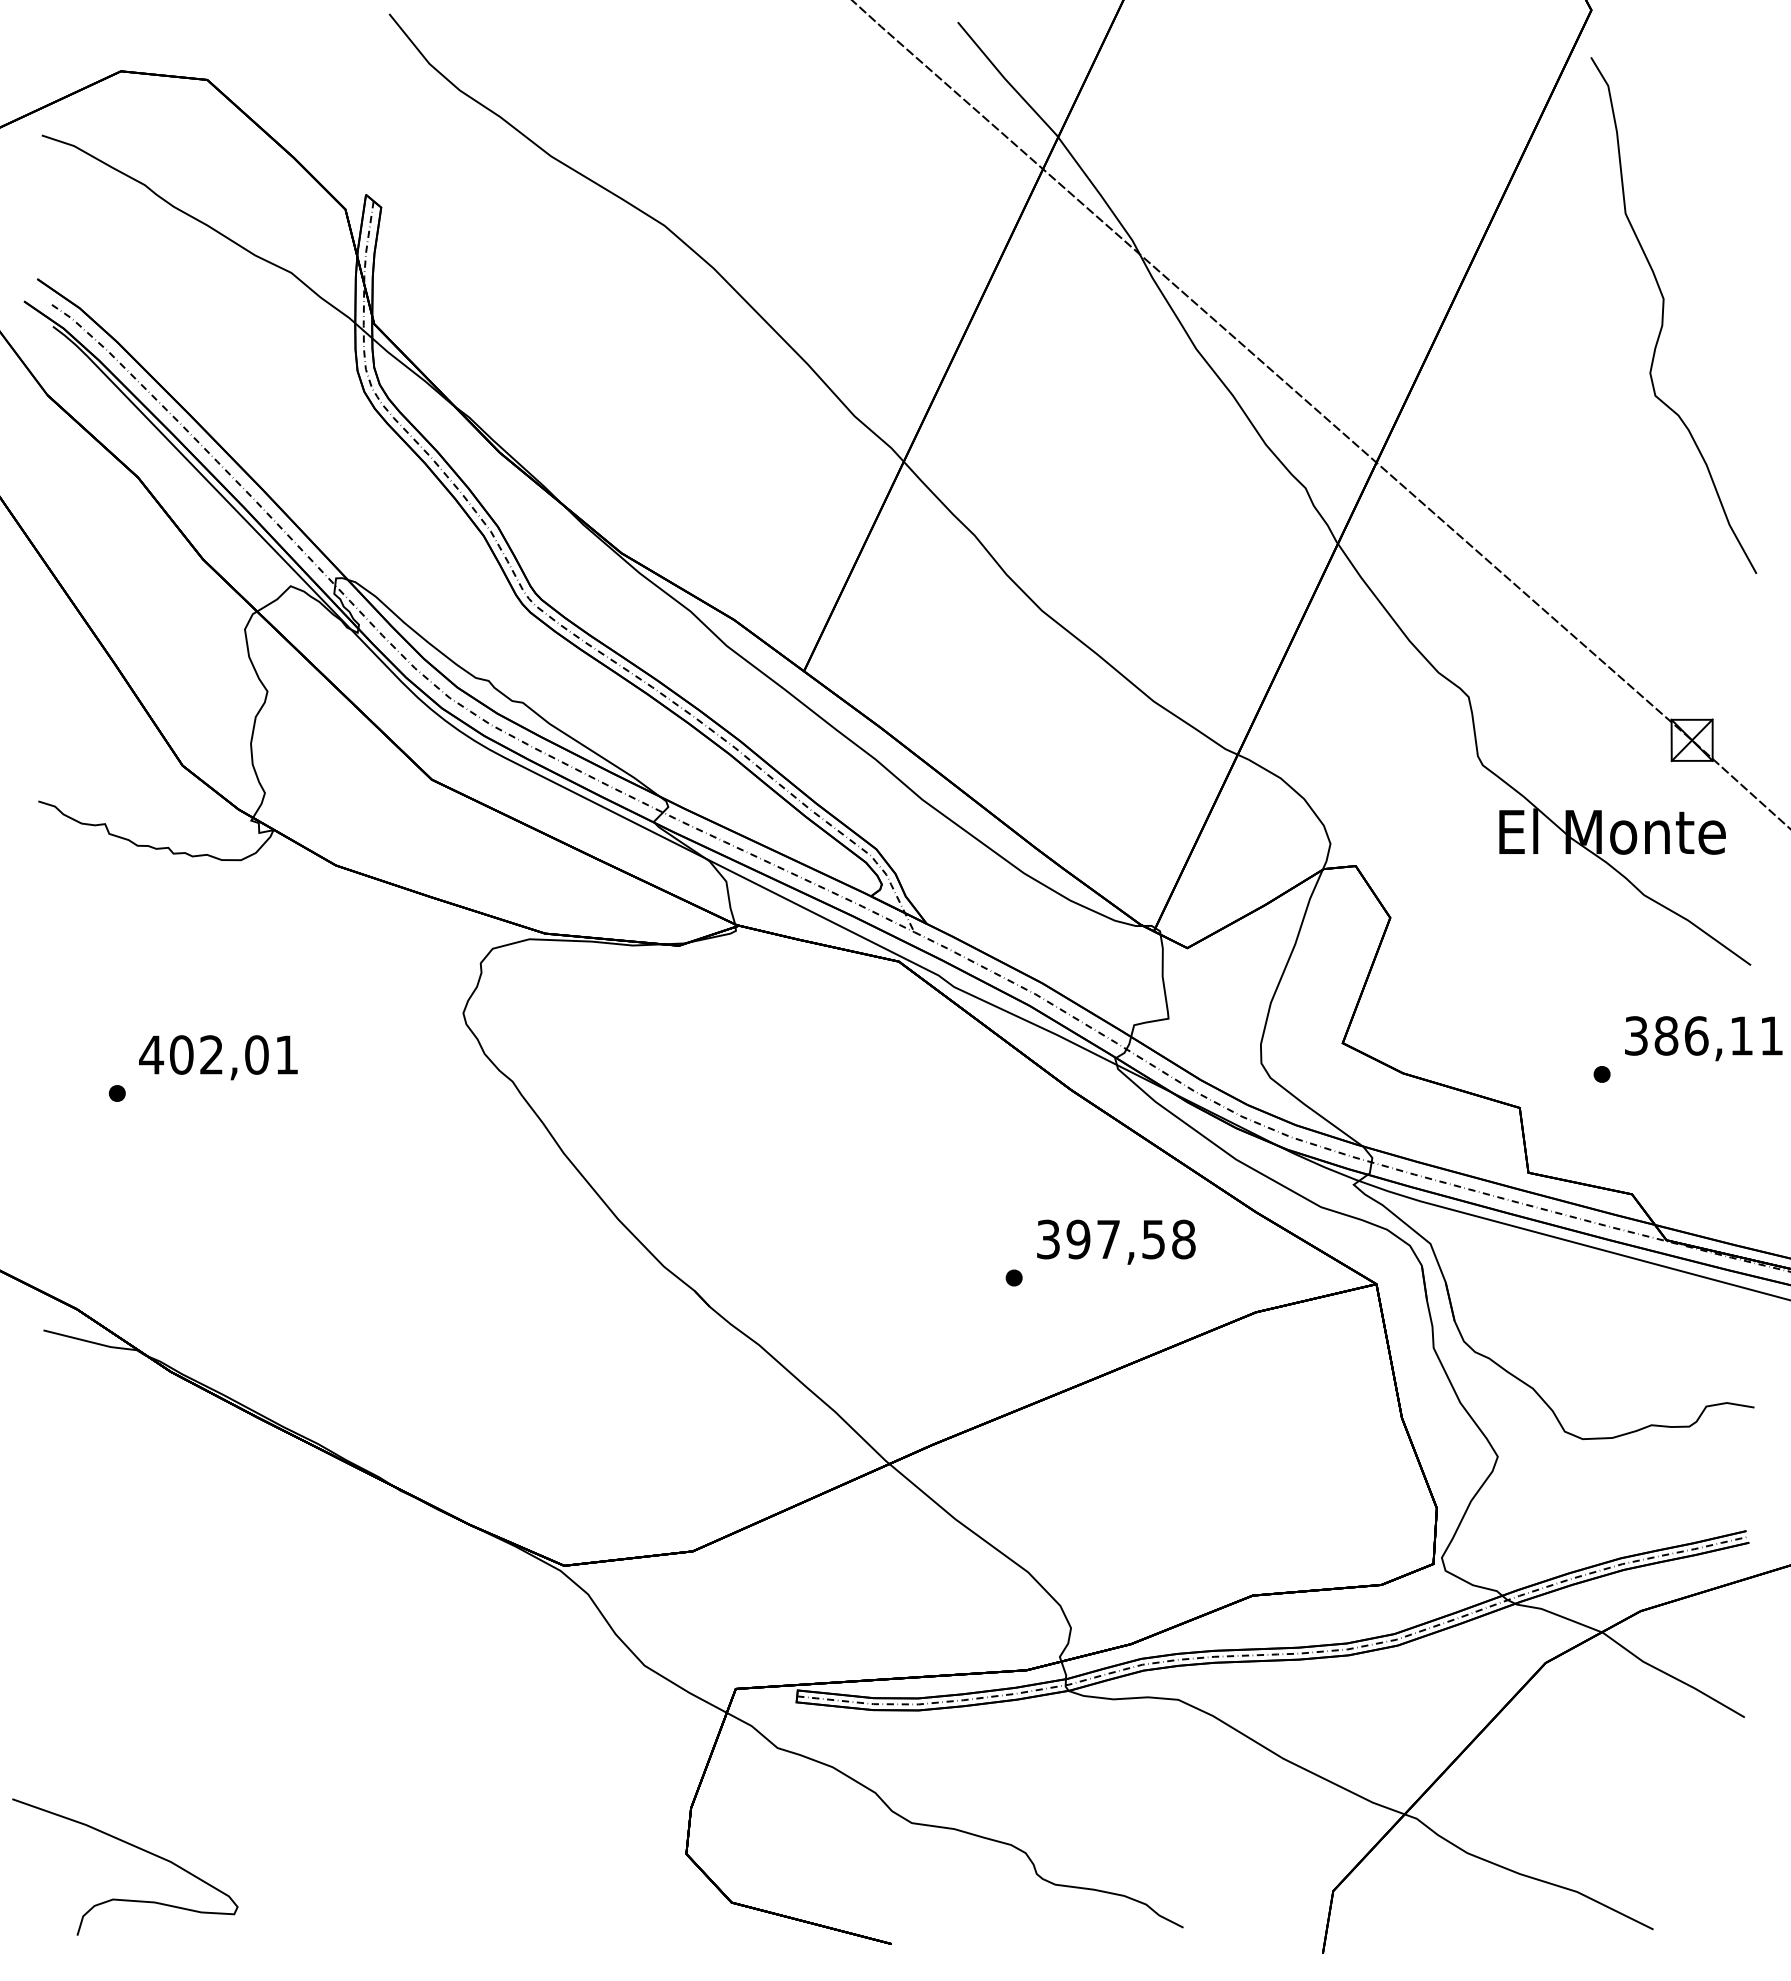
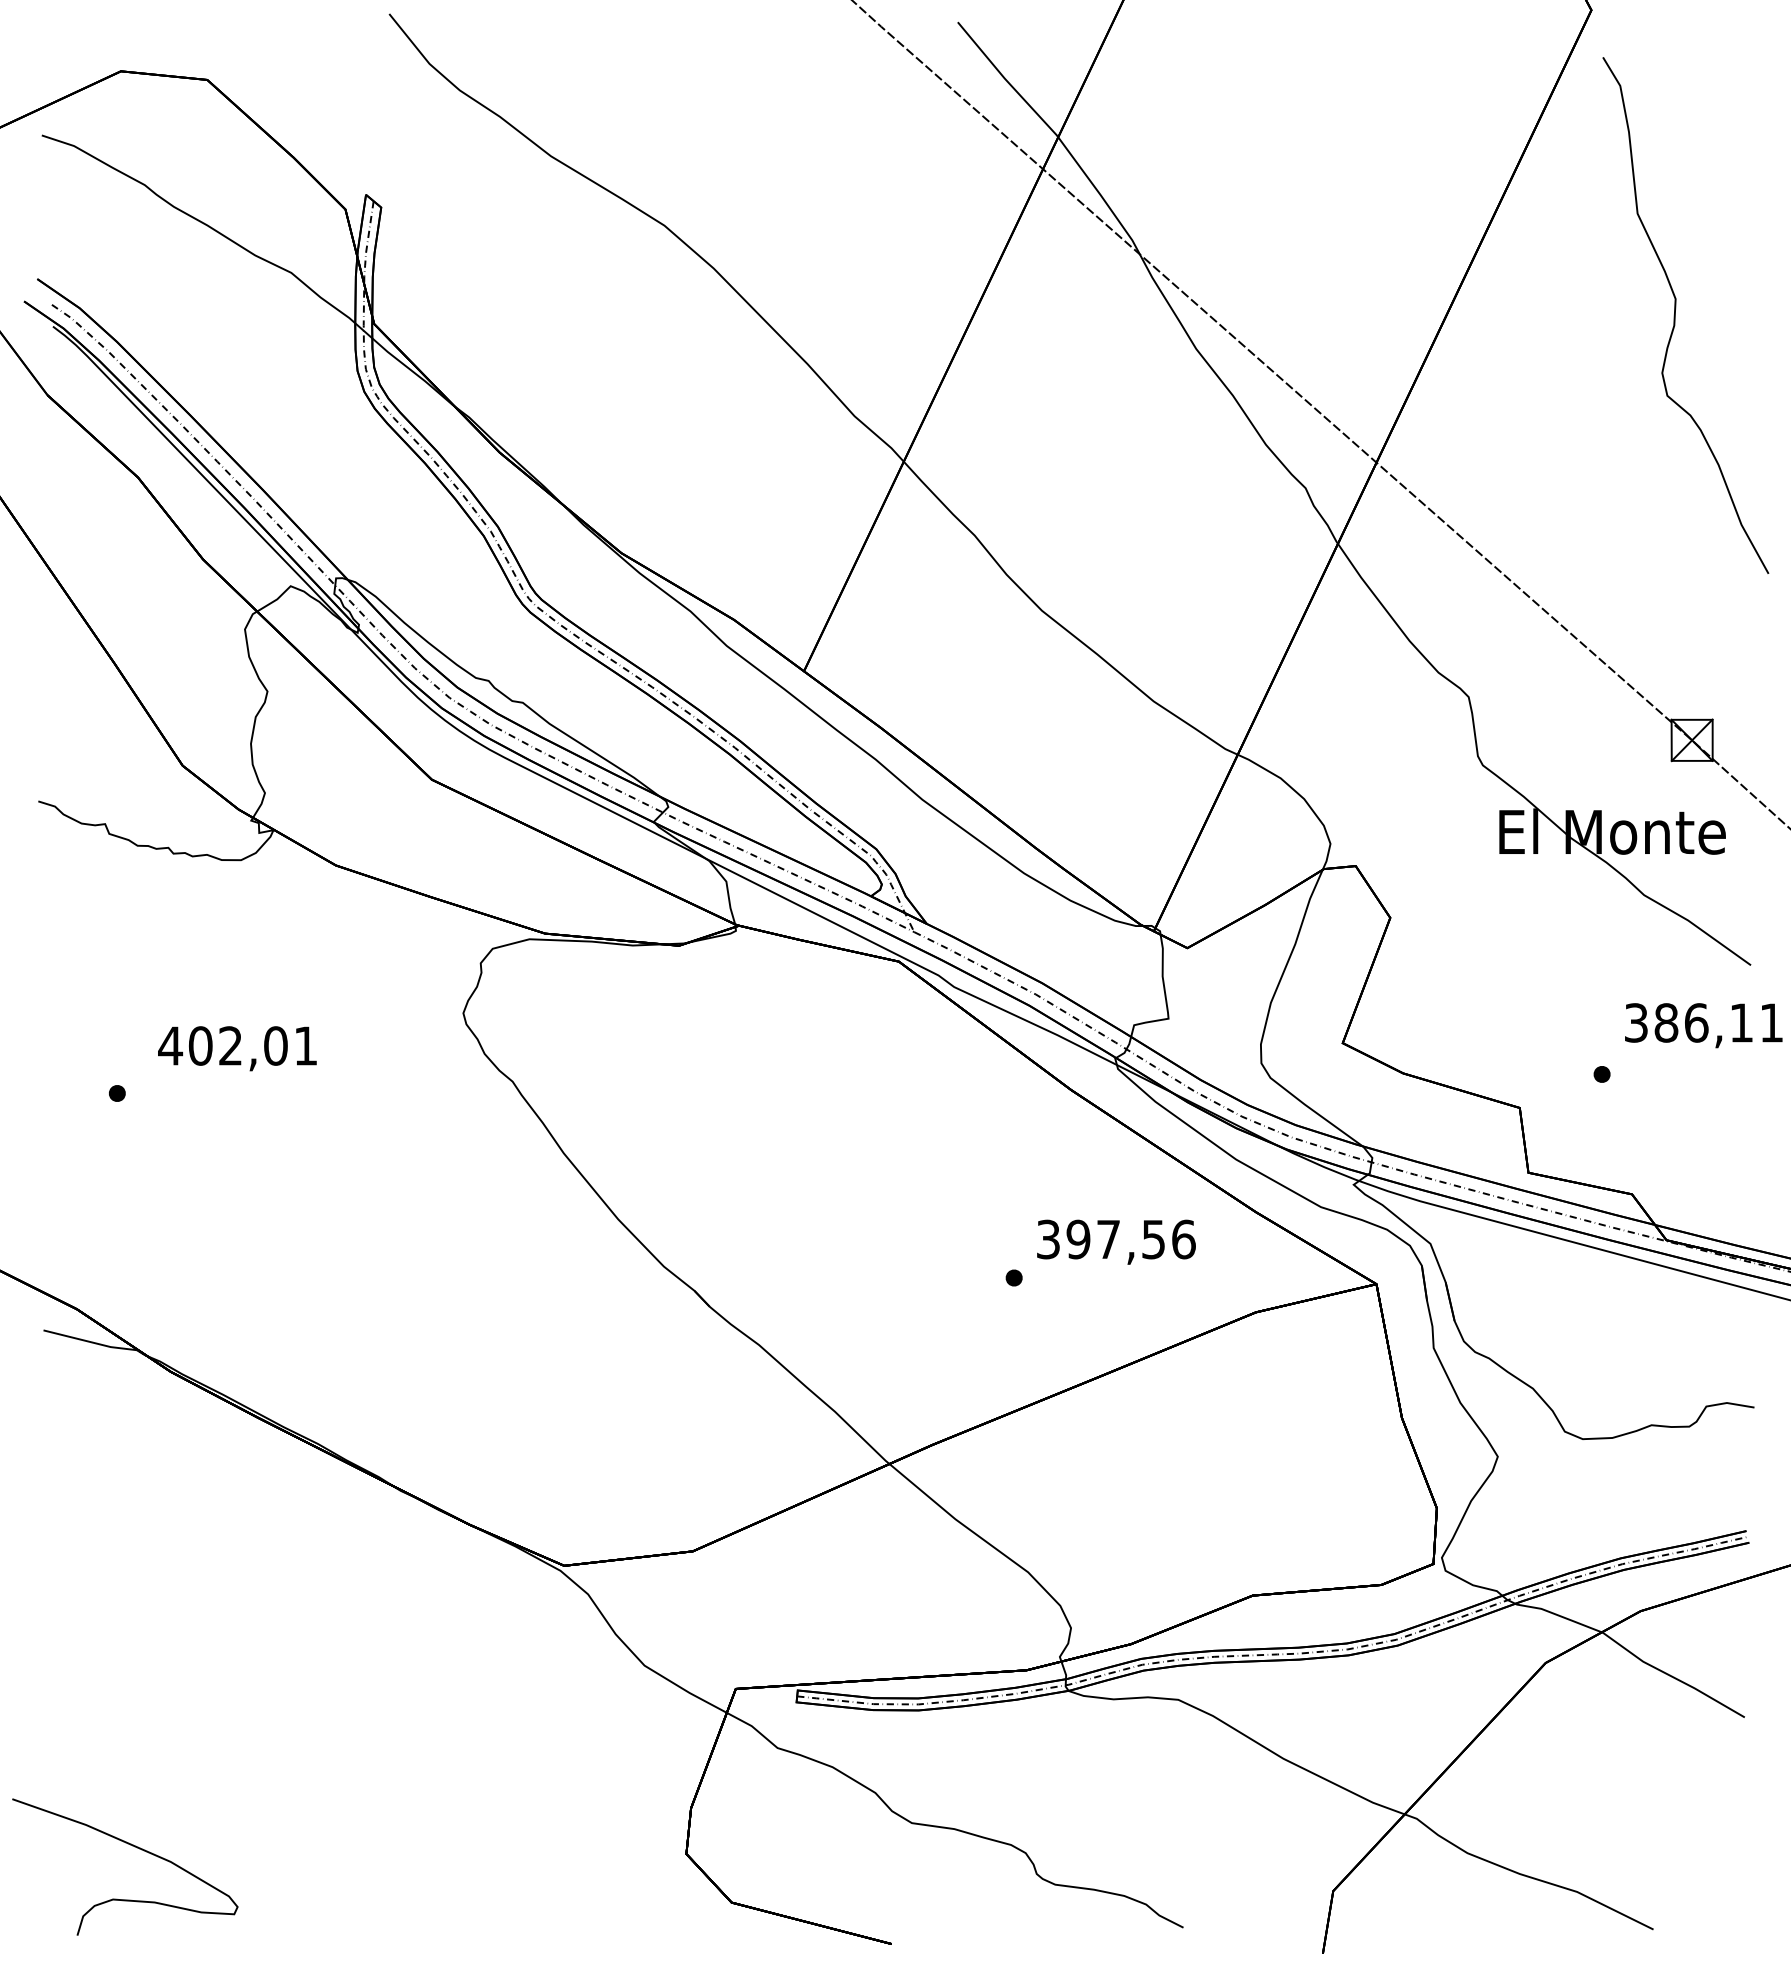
curve position: (1663, 315) -> (1675, 315) (1675, 315)
text position: (1703, 1038) -> (1703, 1025) (1703, 1025)
text position: (218, 1057) -> (237, 1048) (237, 1048)
text: 397,58 -> 397,56 (1183, 1239)
